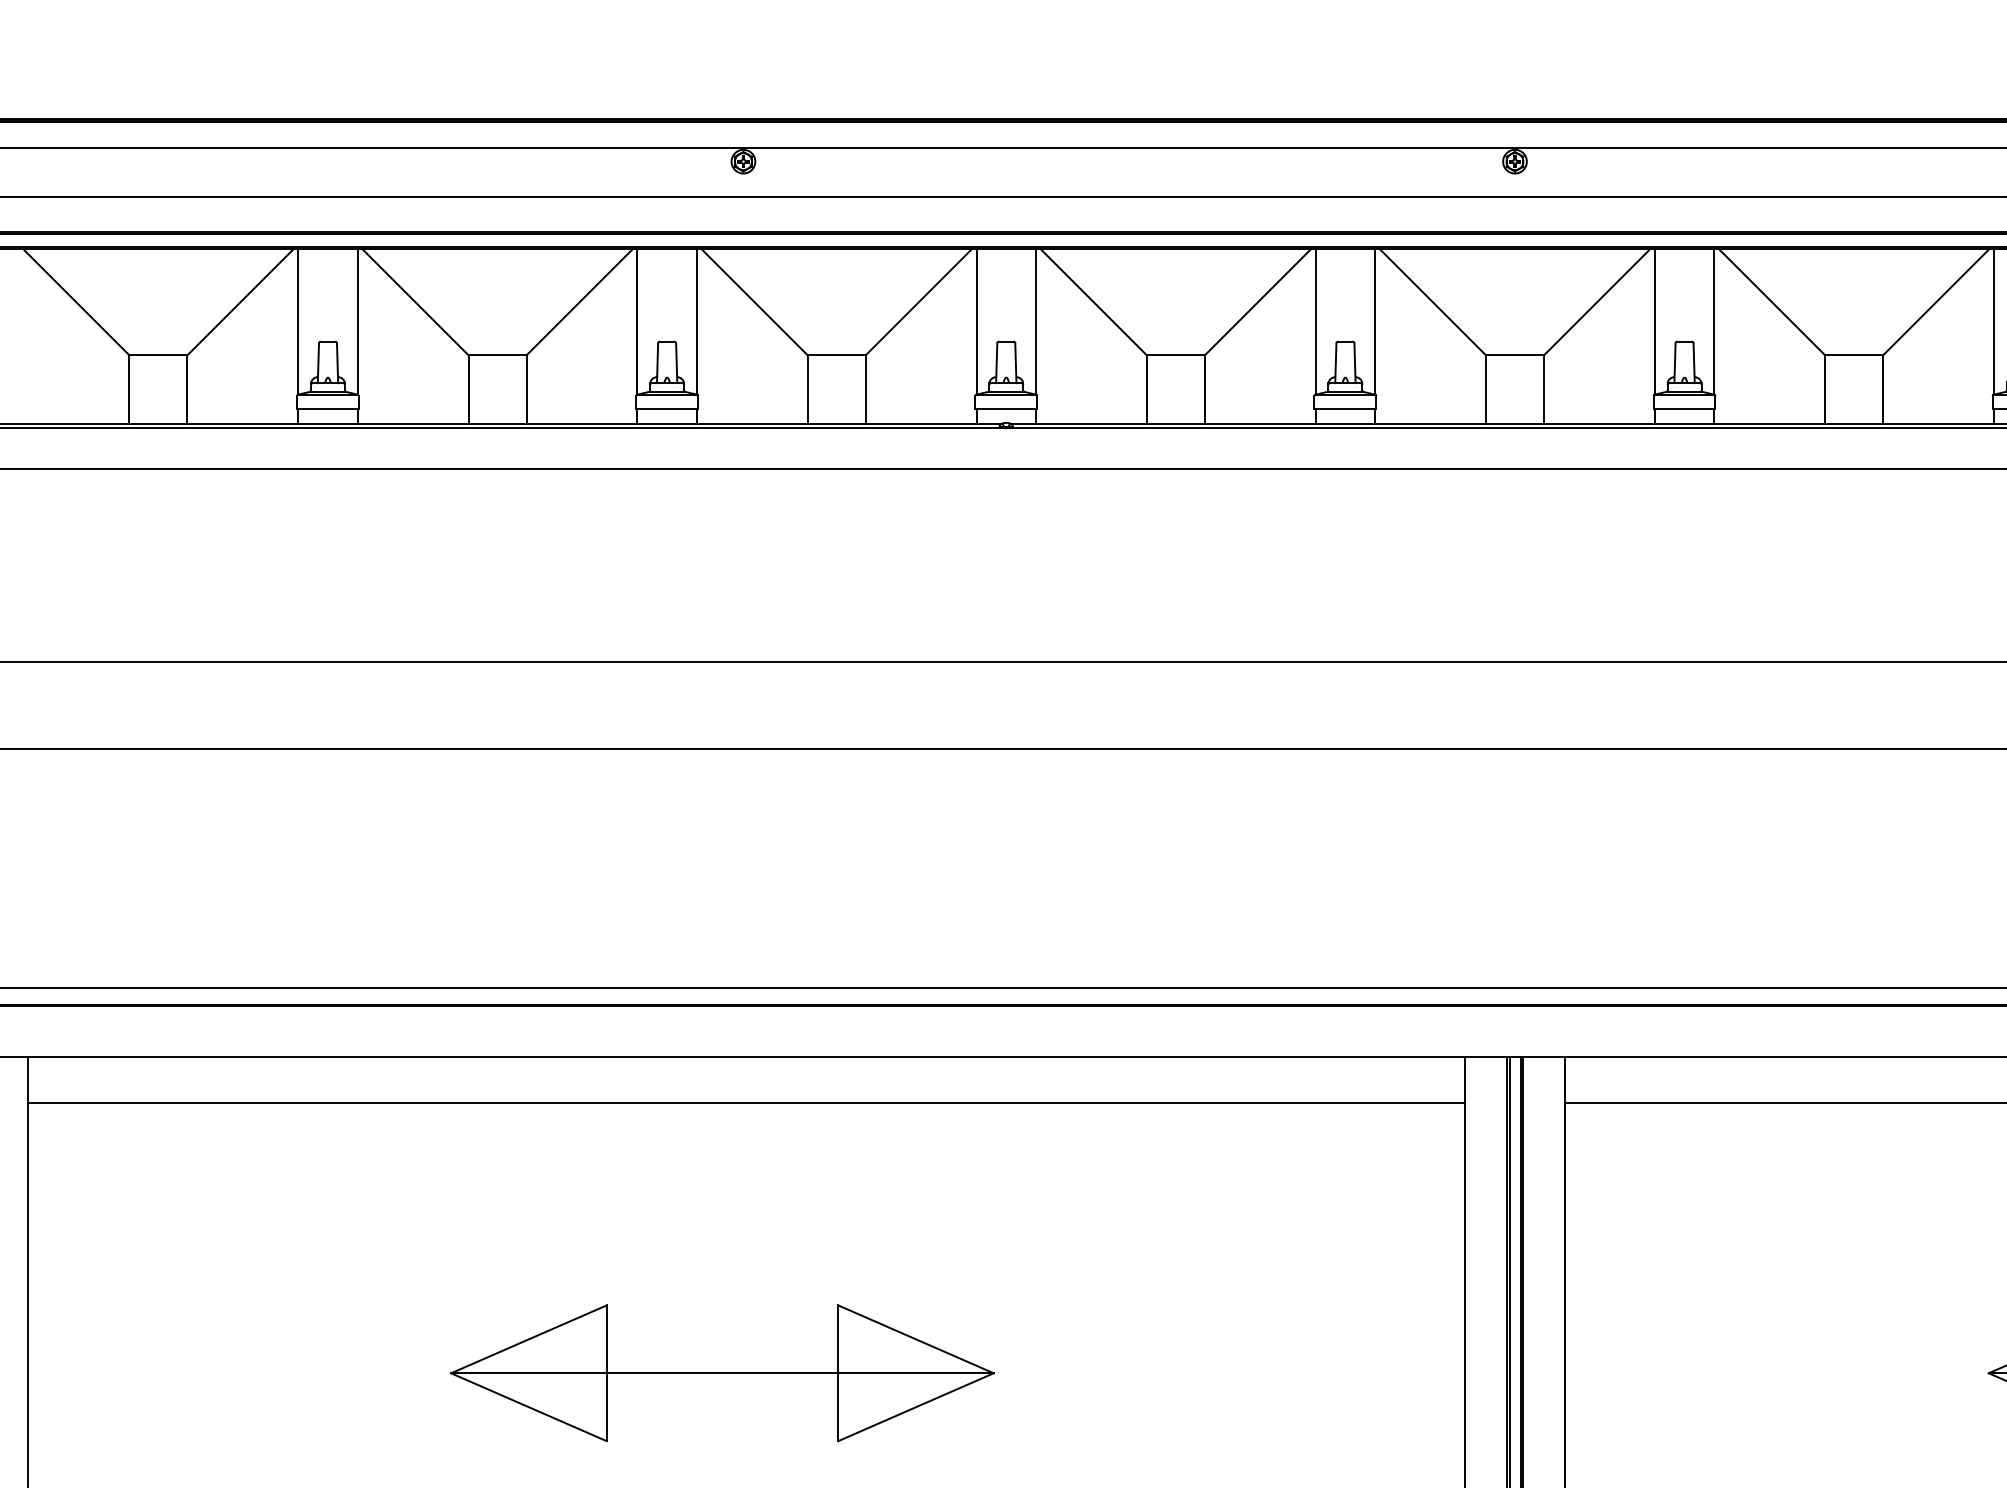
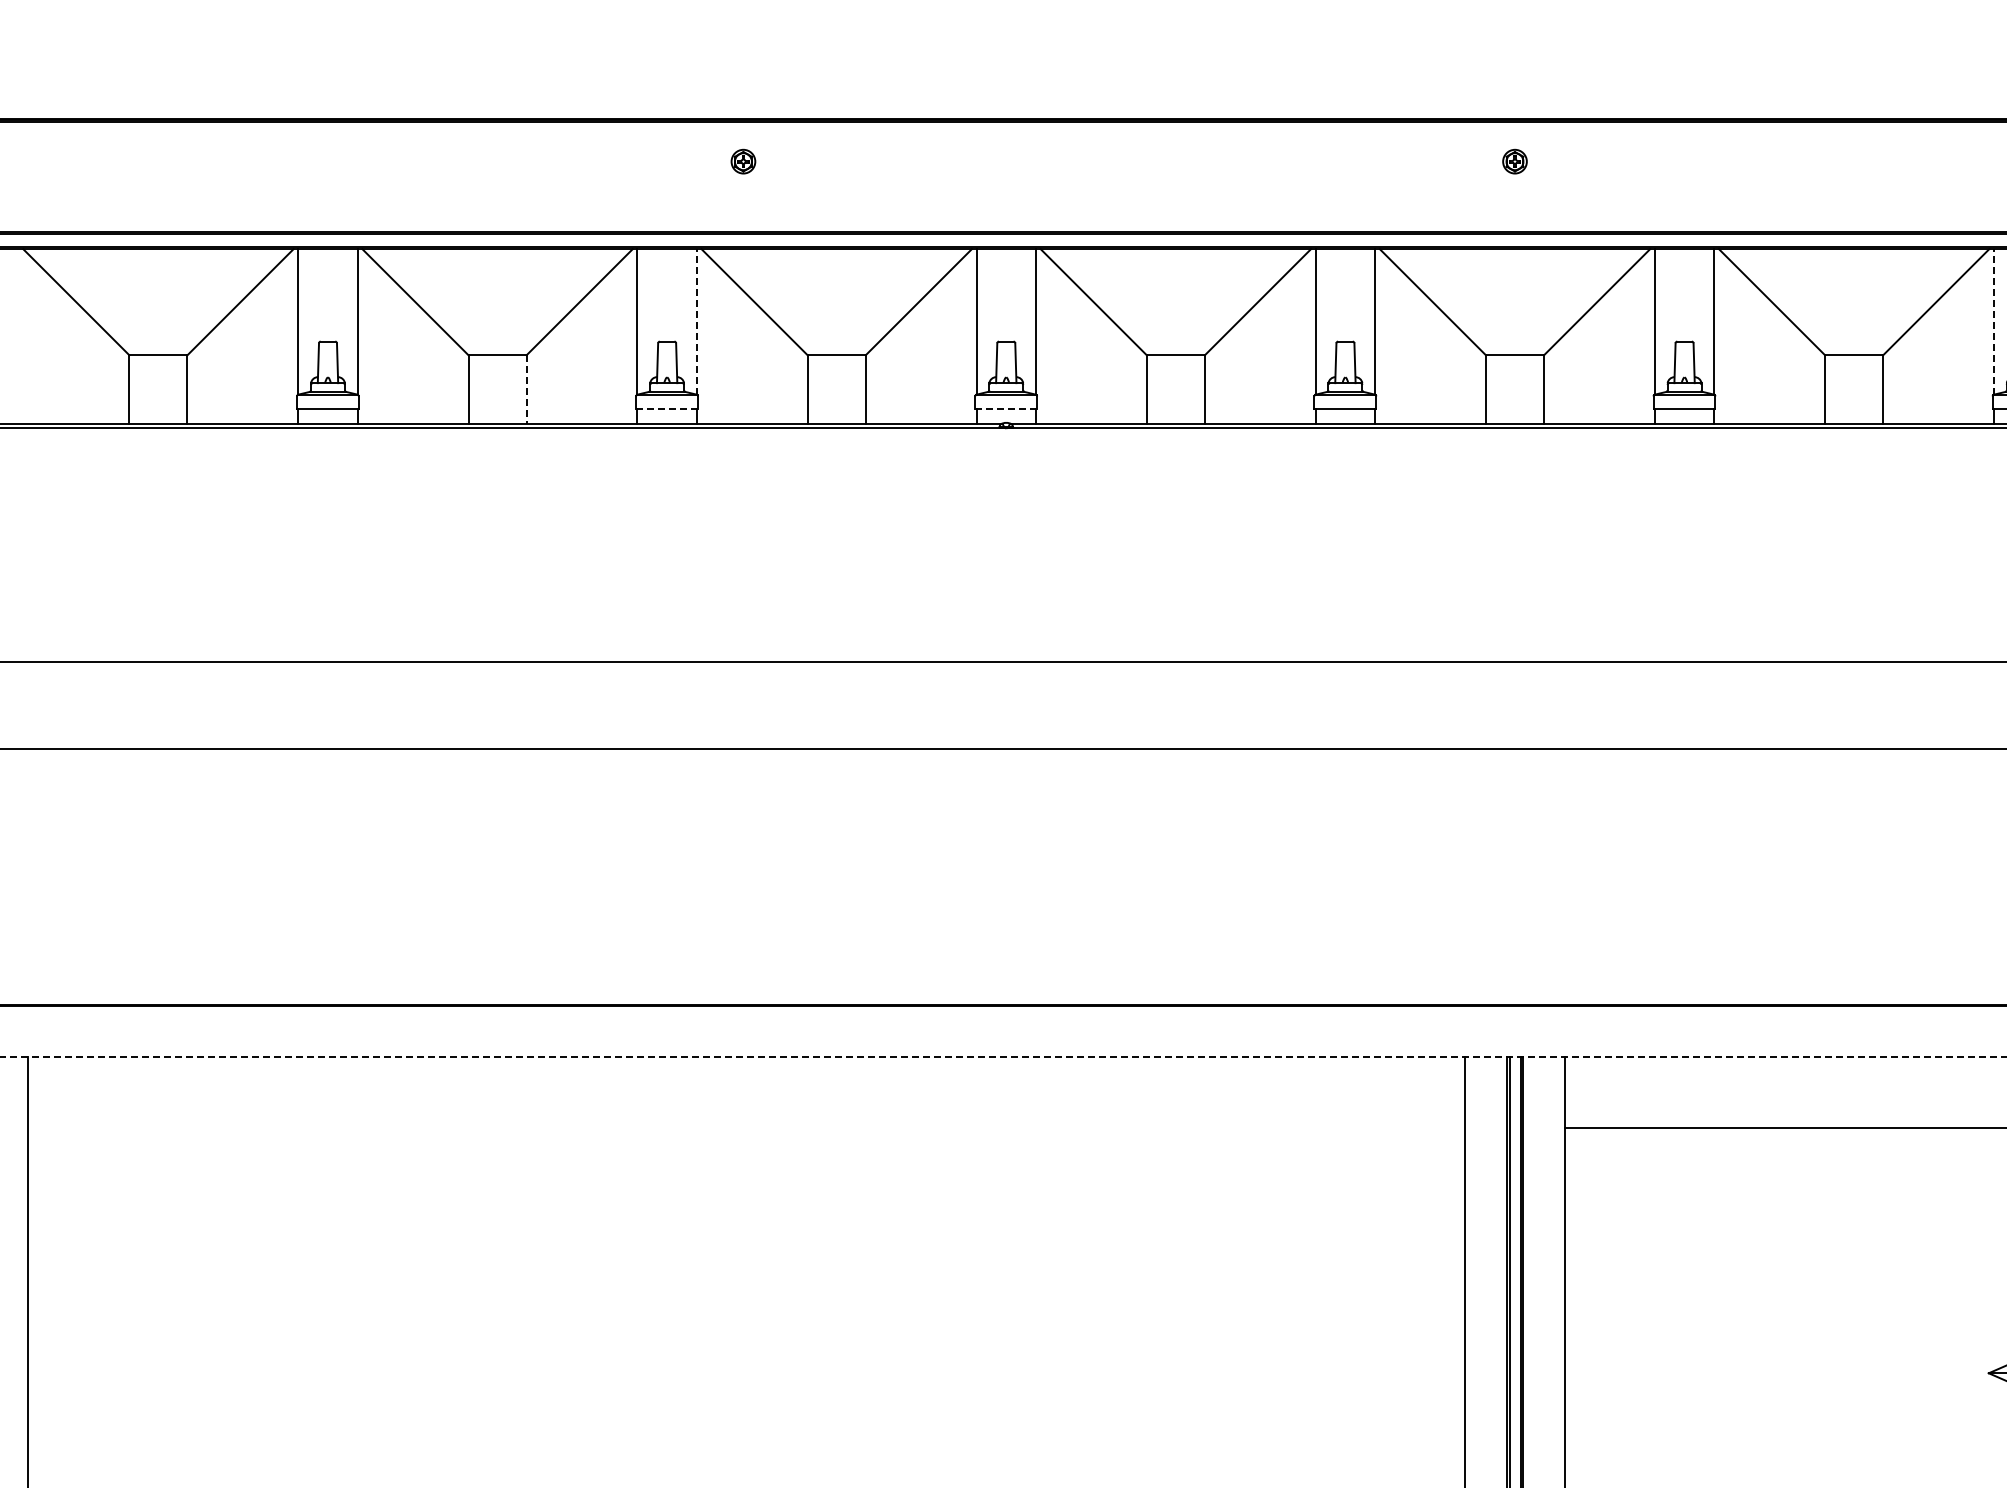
line: present -> none (1002, 148)
line: present -> none (1002, 197)
line: solid -> dashed (696, 321)
line: solid -> dashed (1994, 321)
line: solid -> dashed (526, 389)
line: solid -> dashed (667, 409)
line: solid -> dashed (1006, 409)
line: present -> none (1002, 469)
line: present -> none (1002, 987)
line: solid -> dashed (1003, 1057)
line: present -> none (745, 1102)
line position: (1784, 1102) -> (1784, 1127) (1784, 1127)
part: present -> none (722, 1373)
